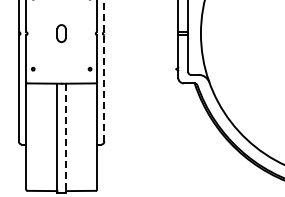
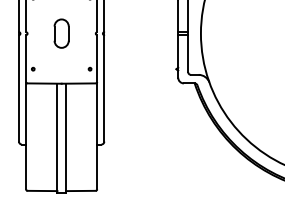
part size: 11x19 px -> 17x31 px (61, 33)
line: dashed -> solid (104, 71)
line: dashed -> solid (65, 138)
